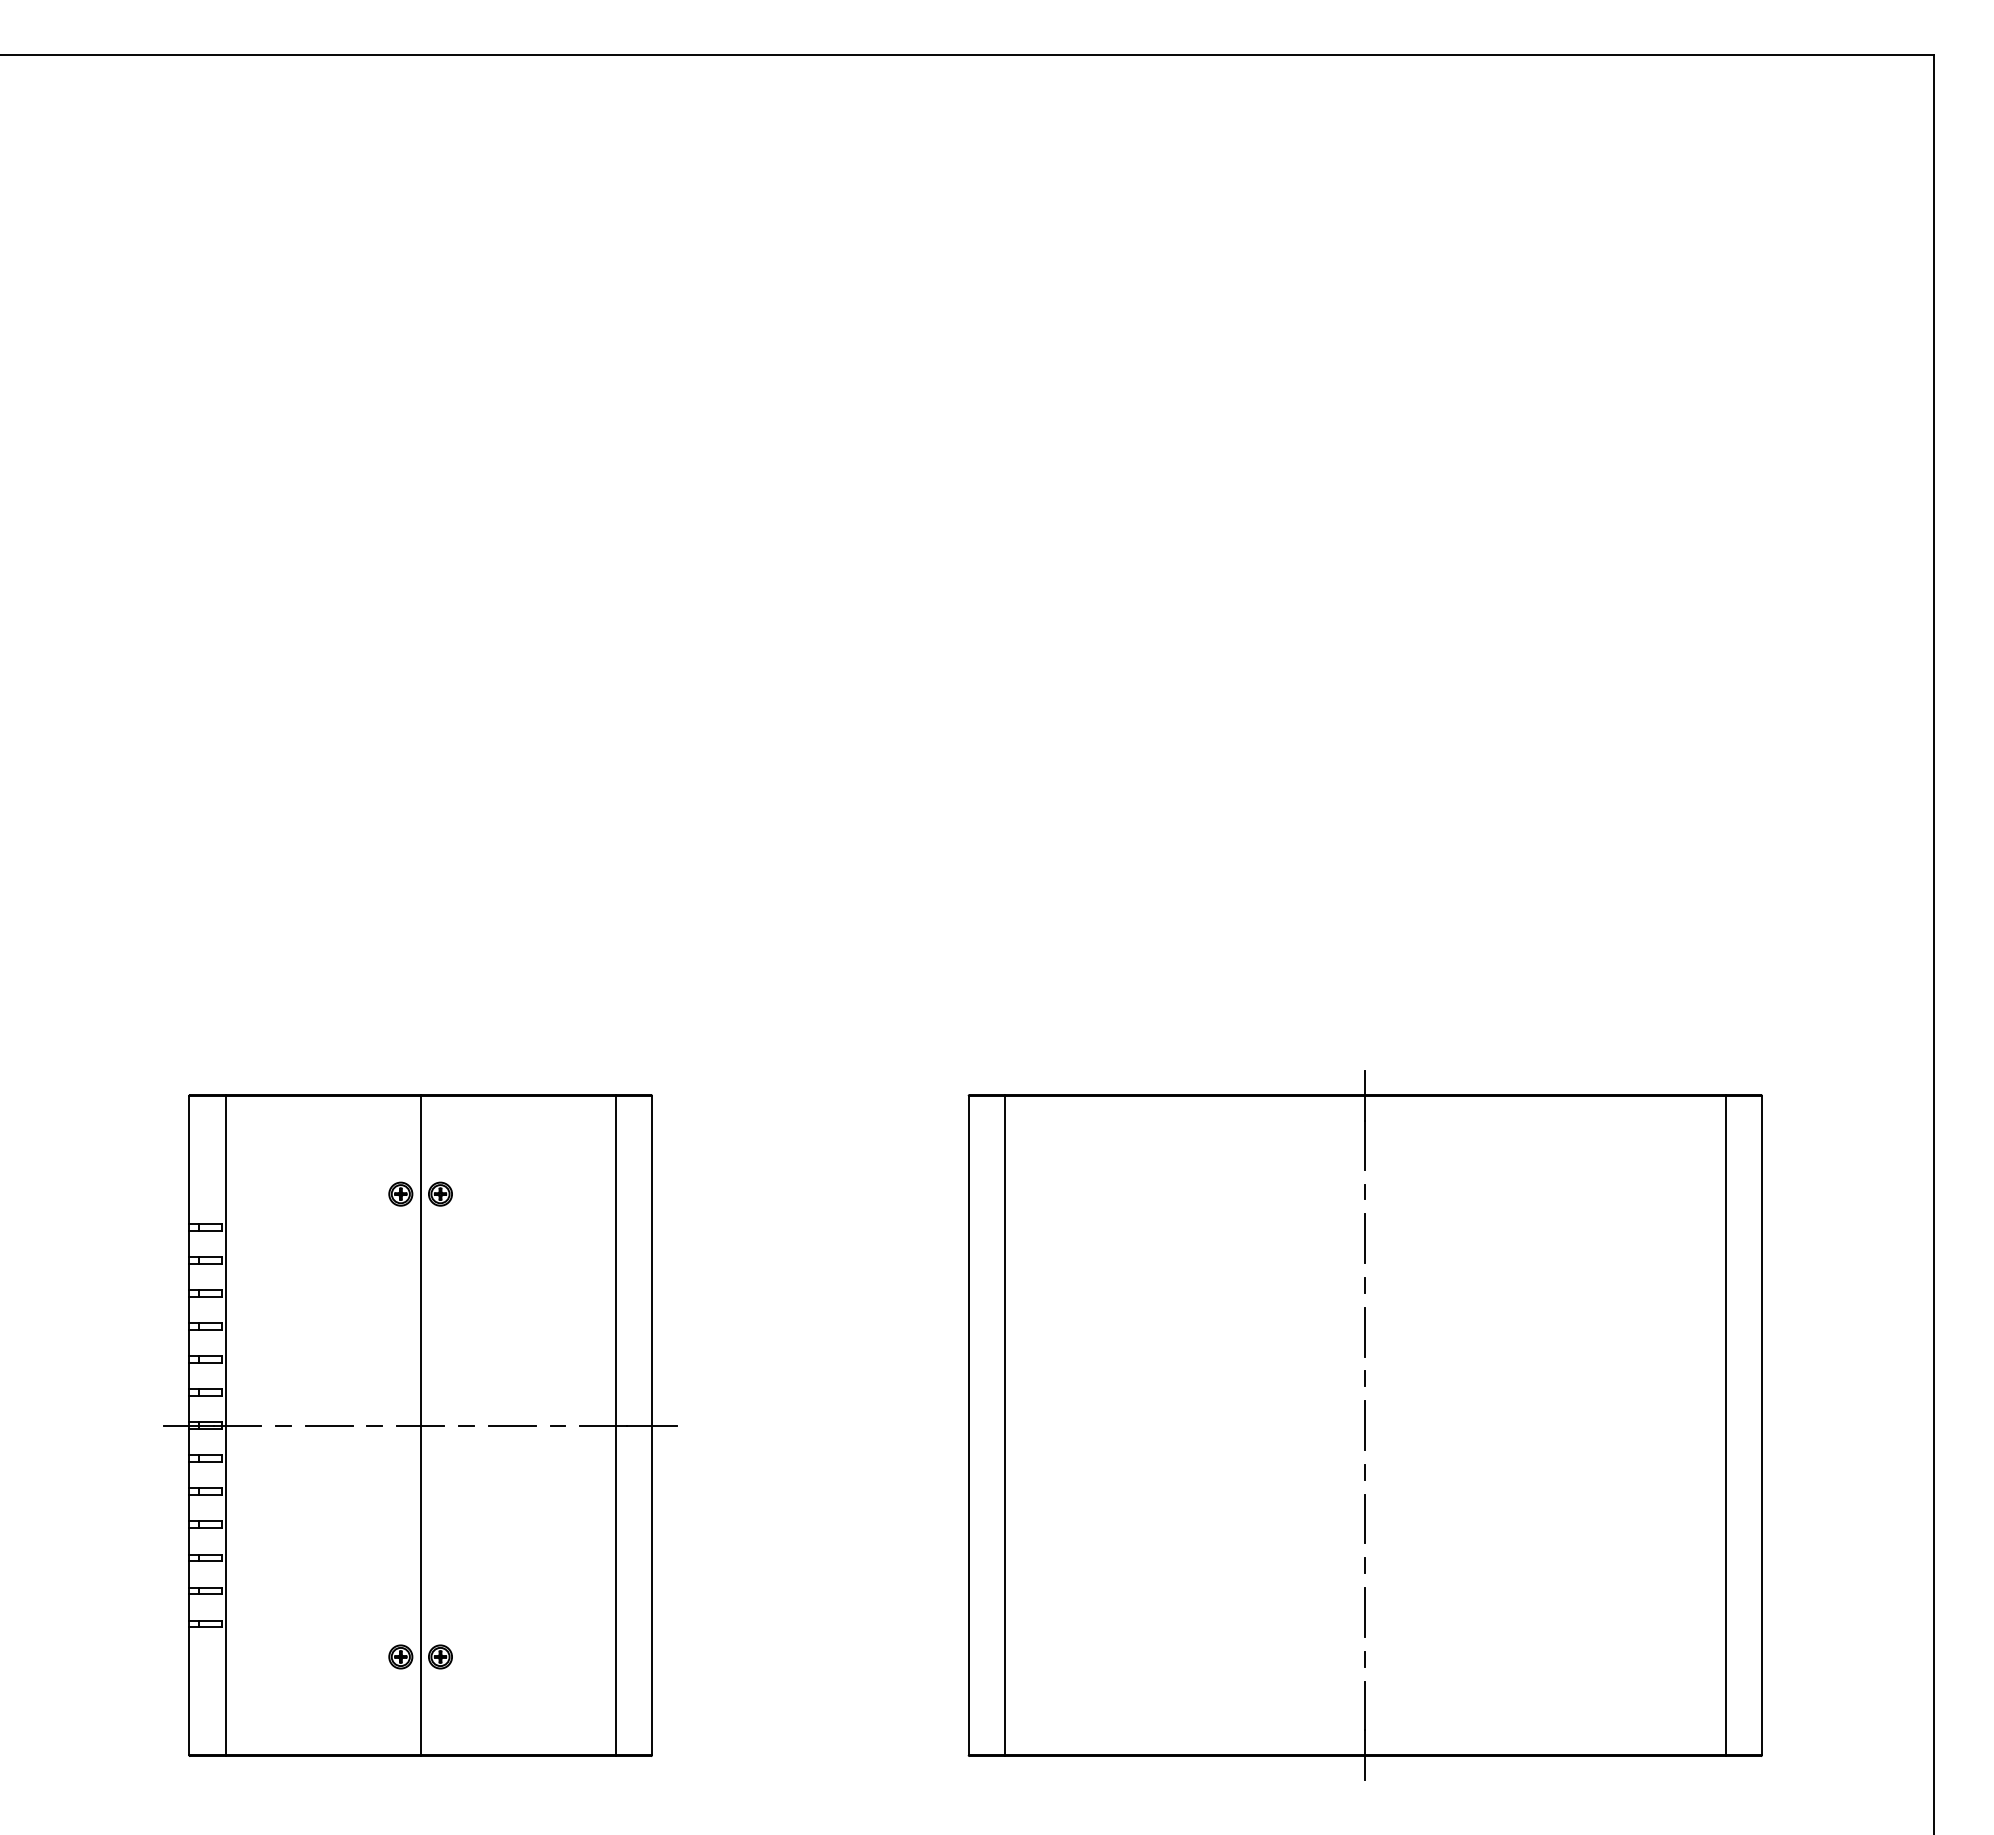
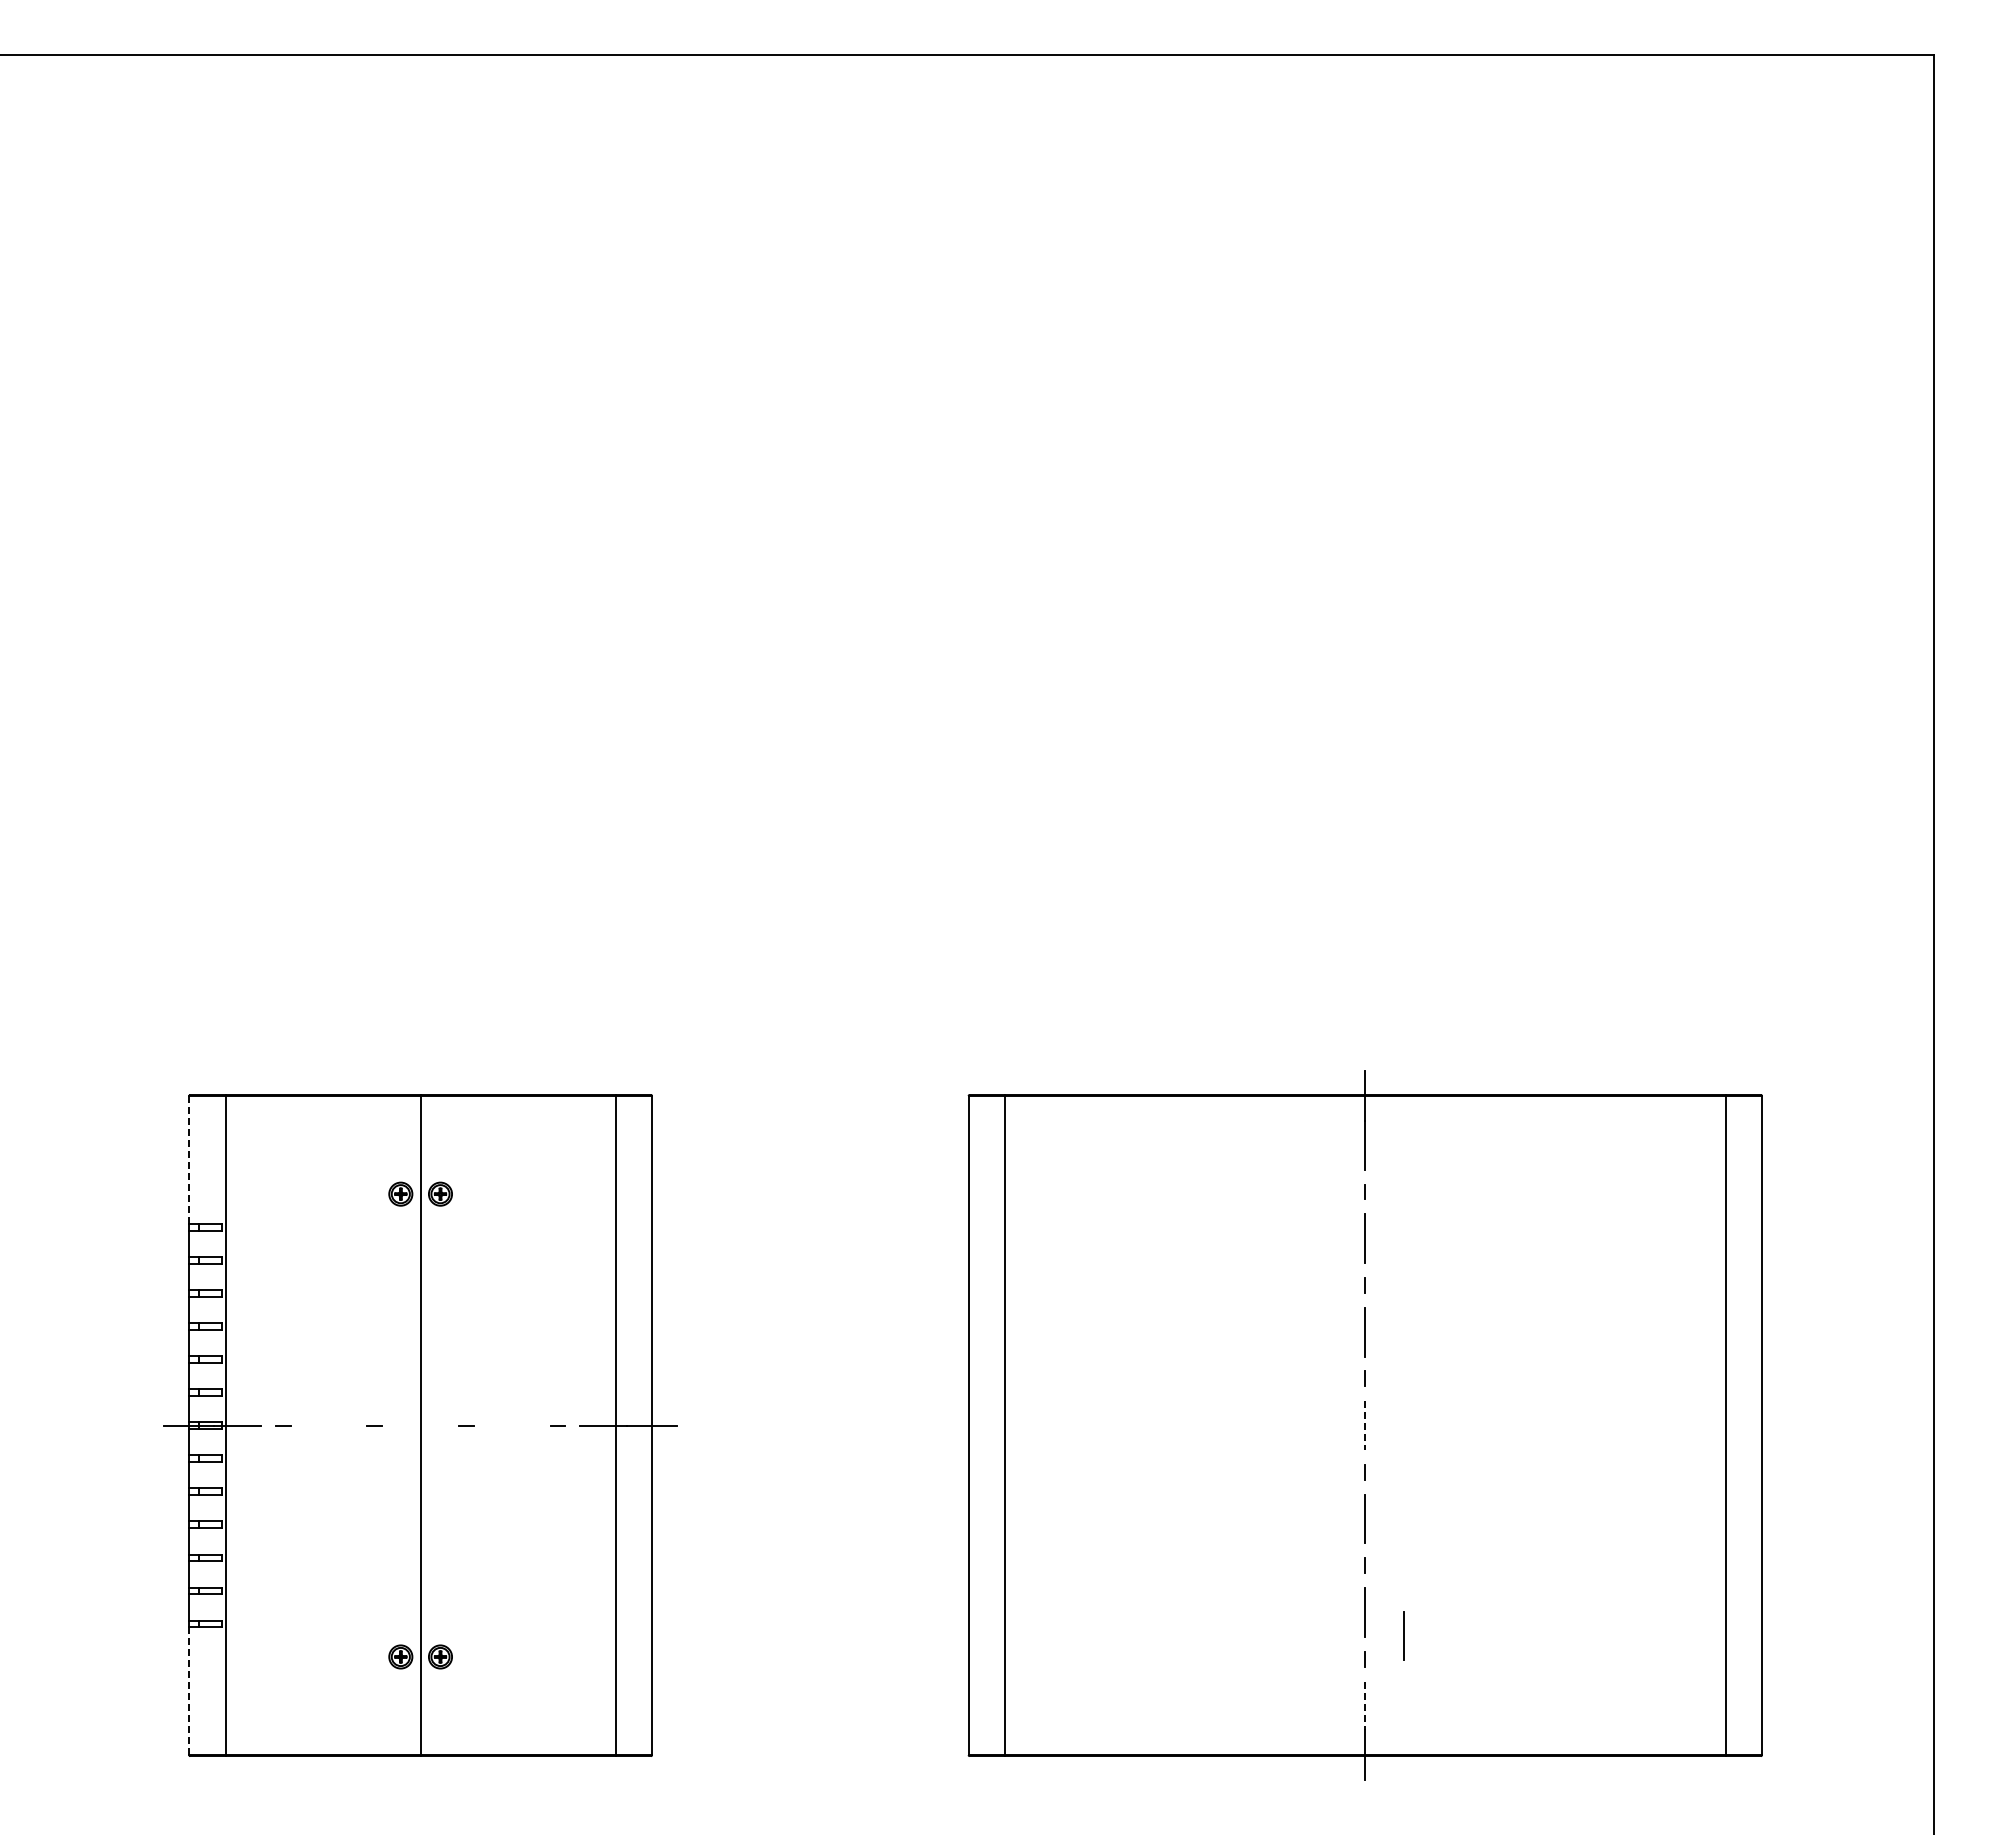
line: solid -> dashed (189, 1159)
line: present -> none (328, 1425)
line: present -> none (420, 1425)
line: present -> none (512, 1425)
line: solid -> dashed (1365, 1426)
line: none -> present (1403, 1635)
line: solid -> dashed (189, 1691)
line: solid -> dashed (1365, 1706)
